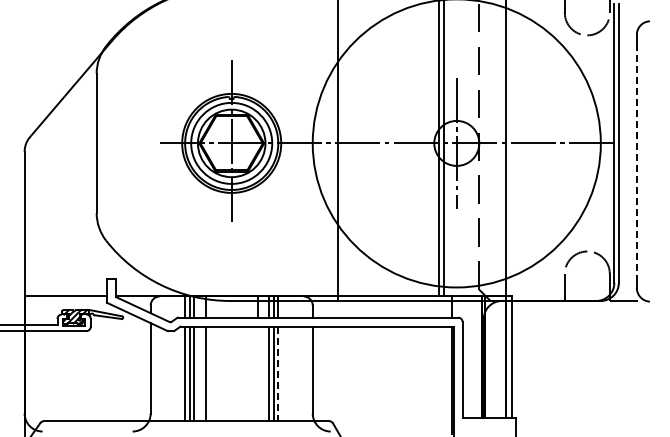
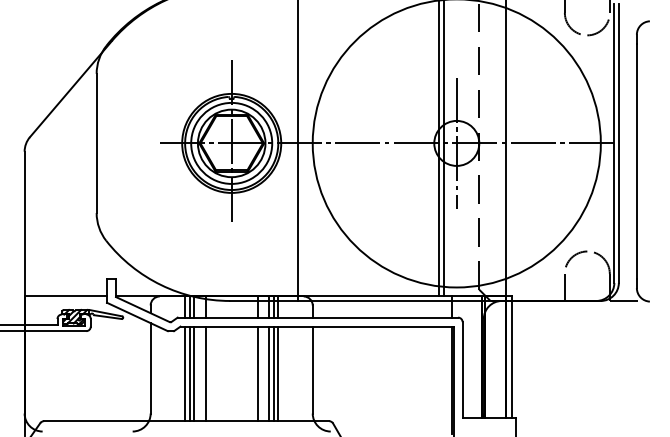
line position: (338, 151) -> (298, 151) (298, 151)
line: dashed -> solid (636, 161)
line: none -> present (257, 373)
line: dashed -> solid (278, 374)
